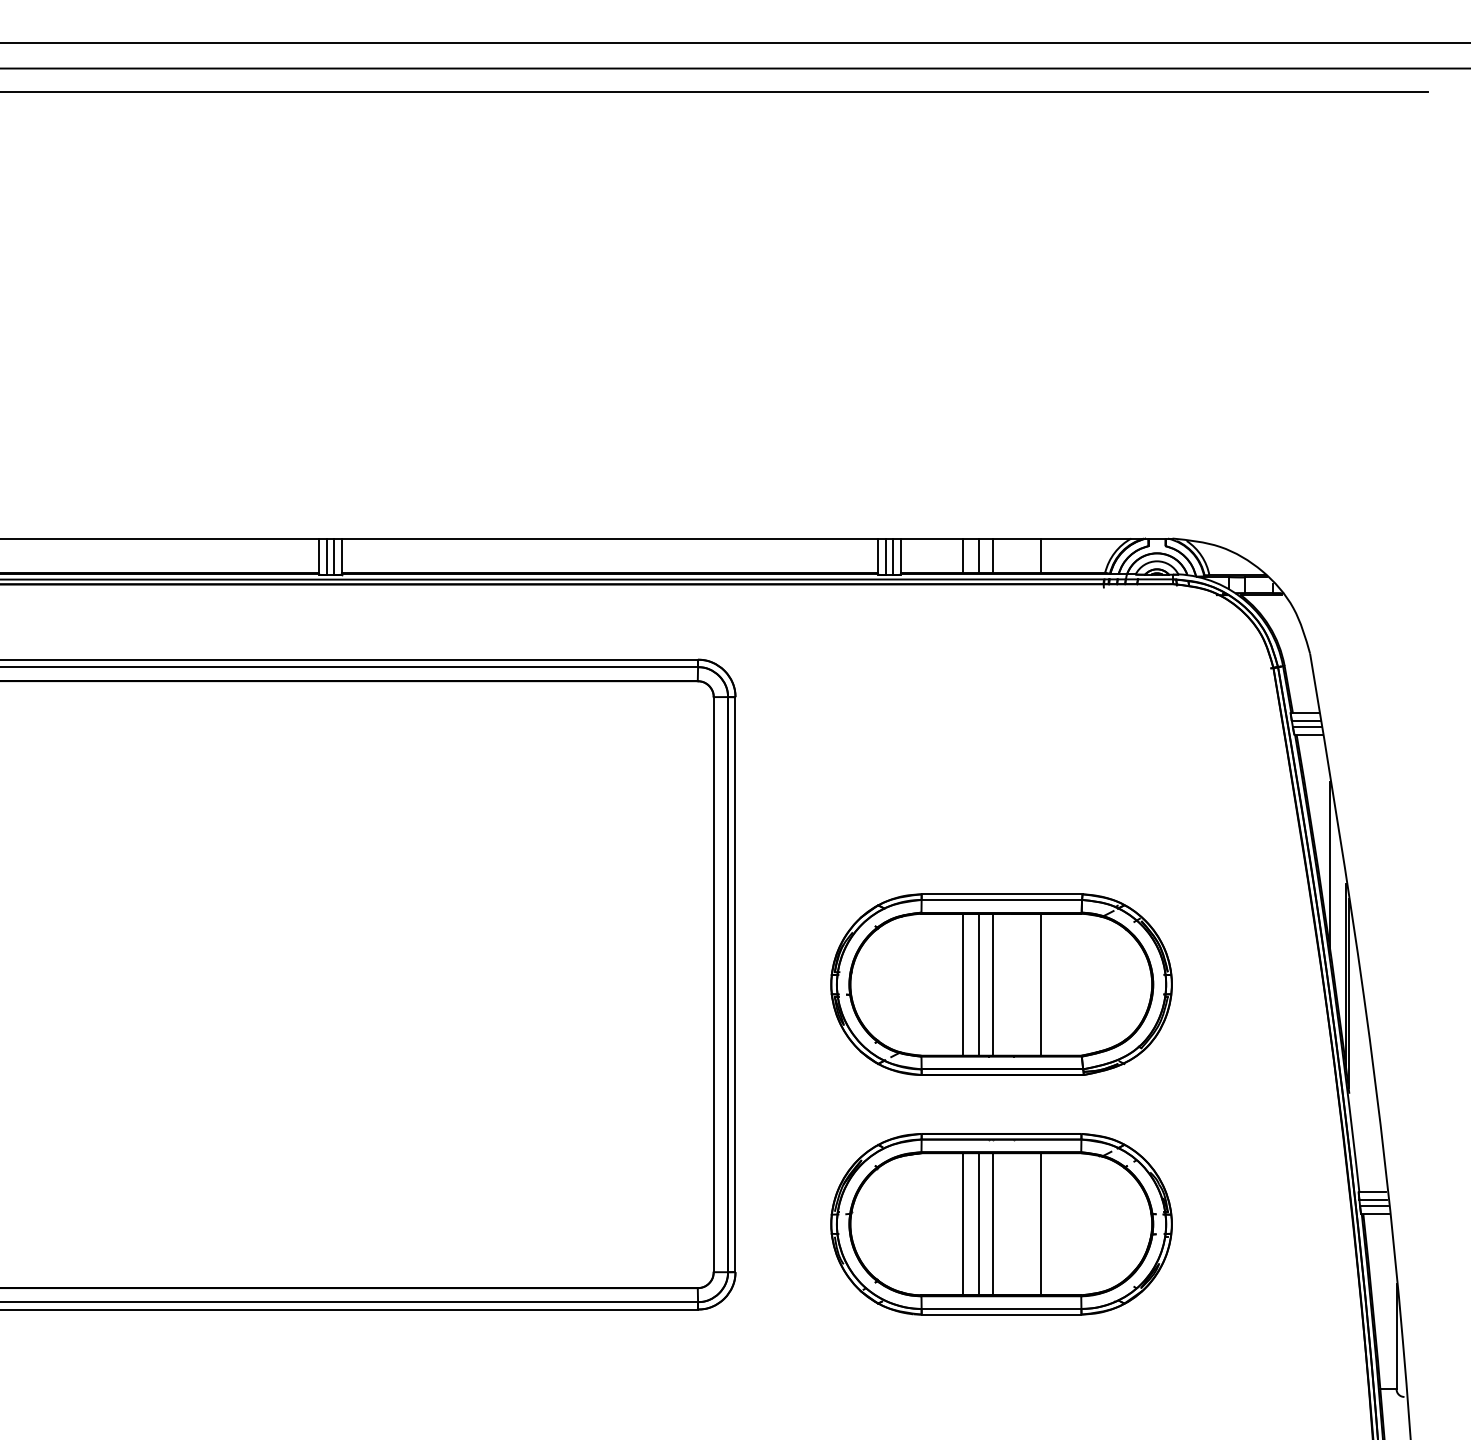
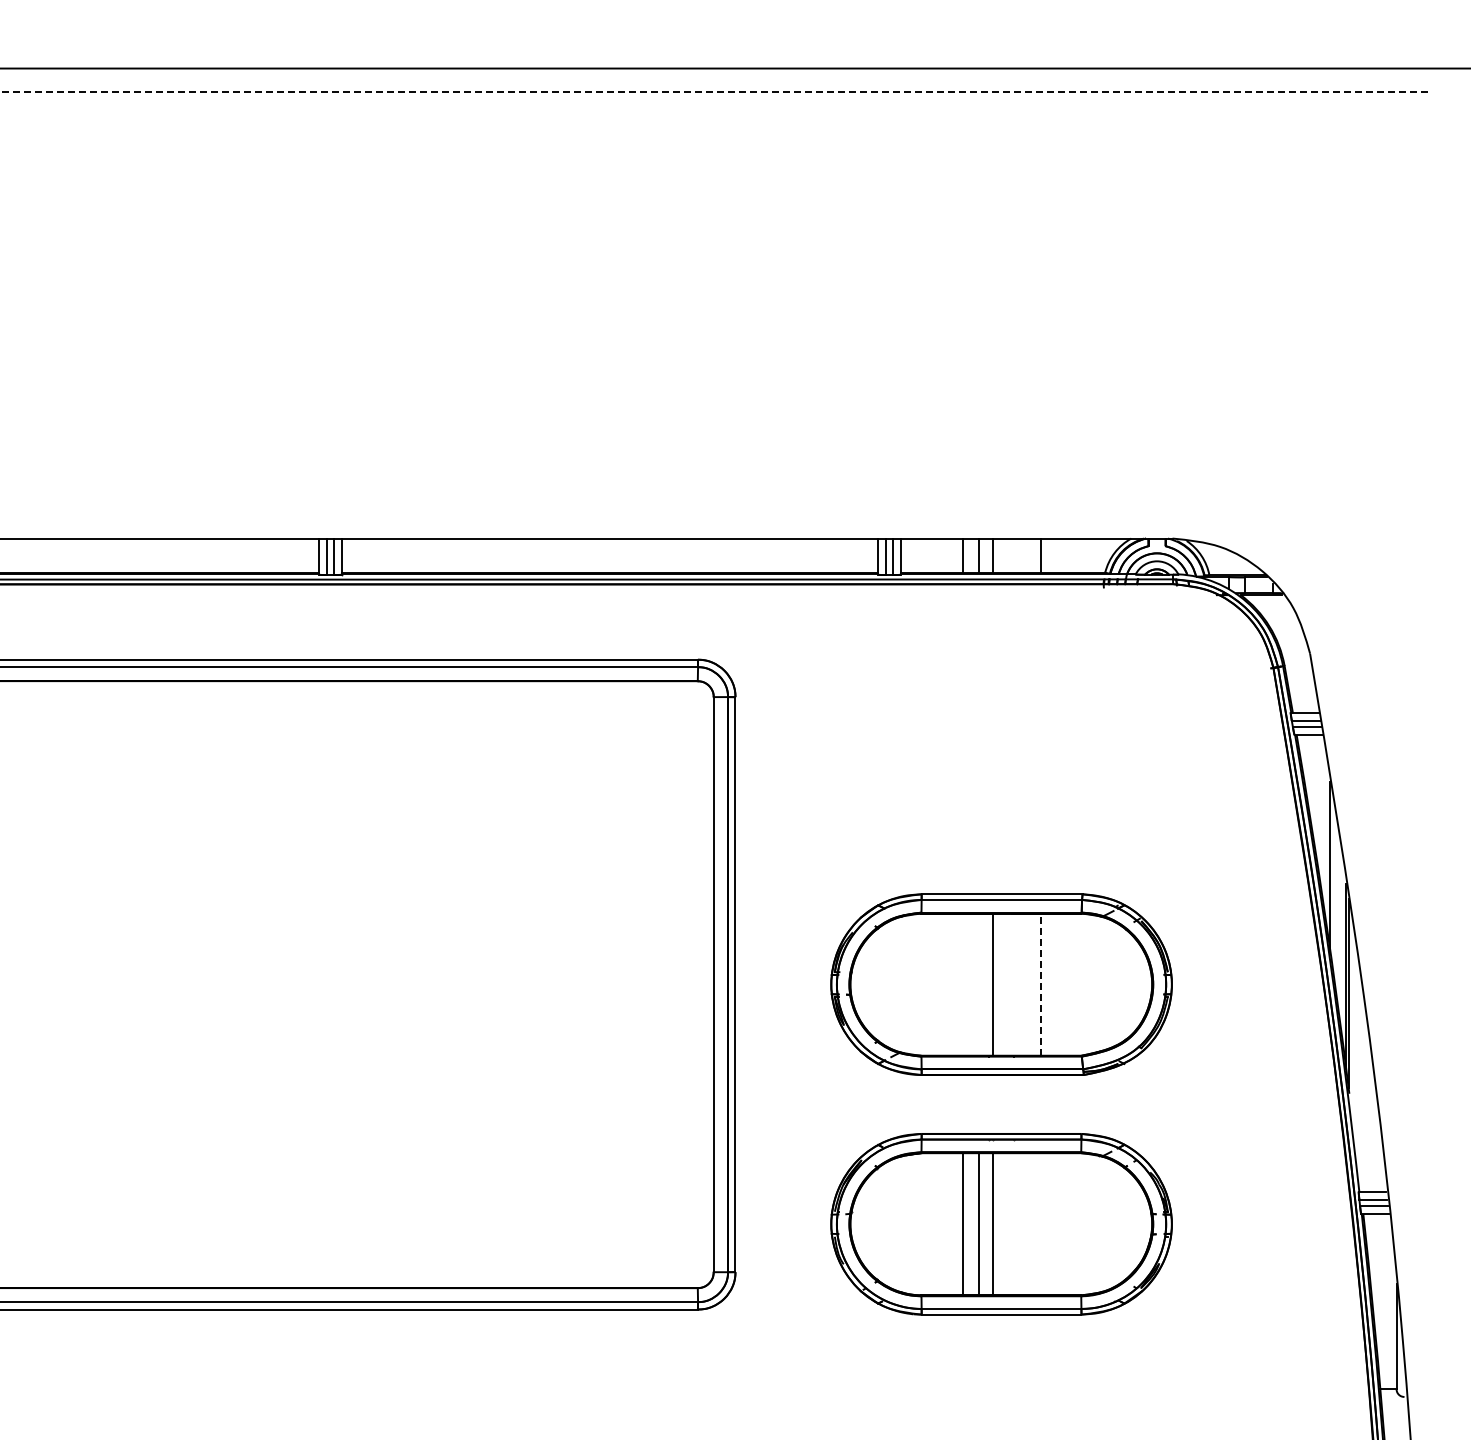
line: present -> none (734, 42)
line: solid -> dashed (713, 92)
line: present -> none (963, 984)
line: present -> none (979, 984)
line: solid -> dashed (1040, 984)
line: present -> none (1040, 1224)
